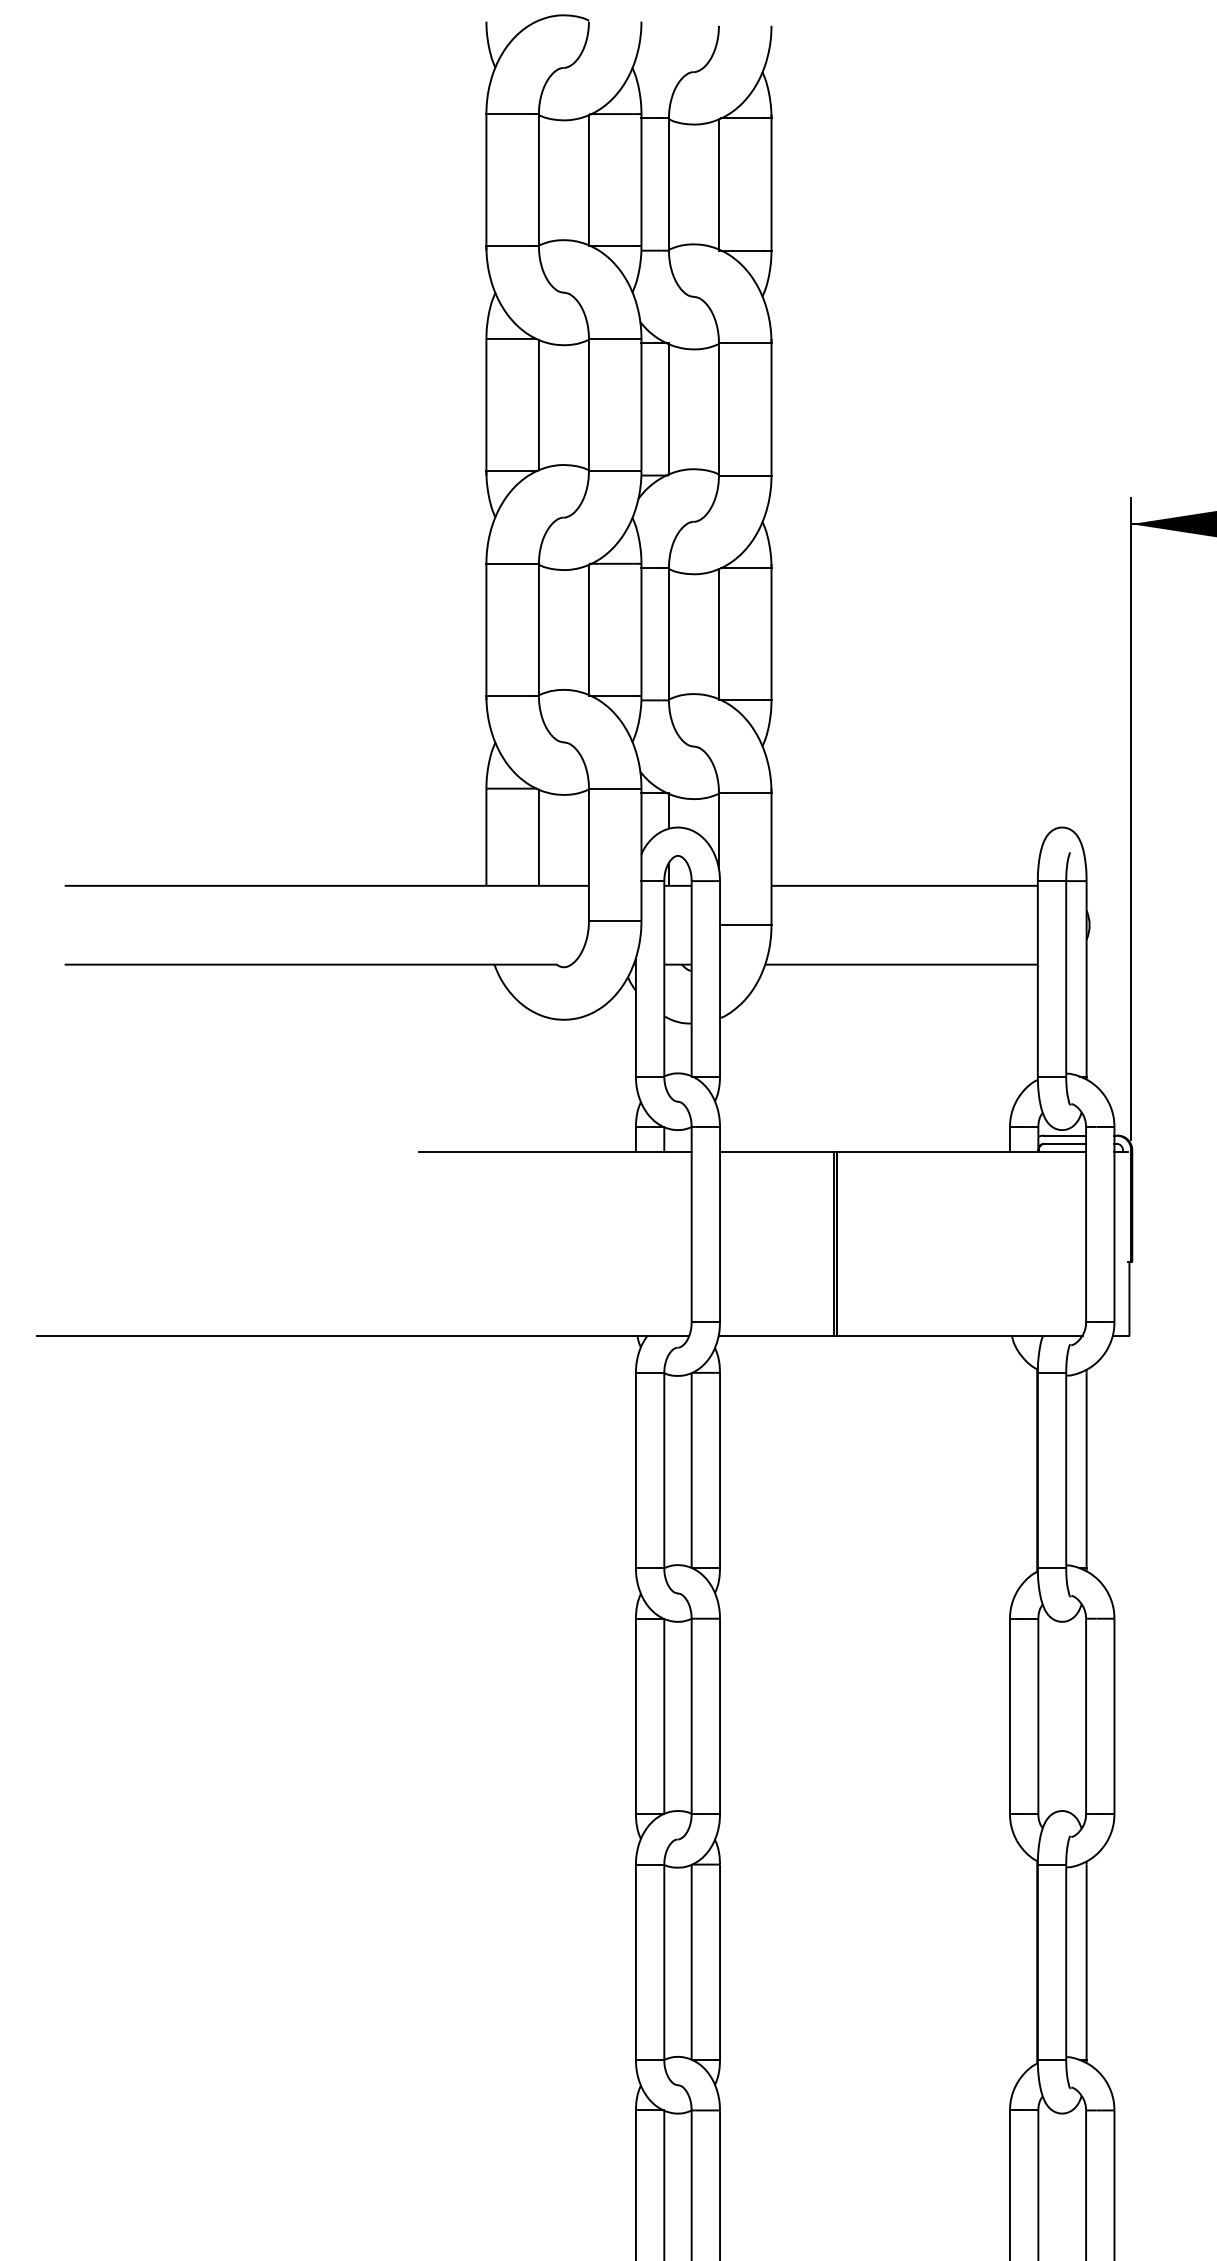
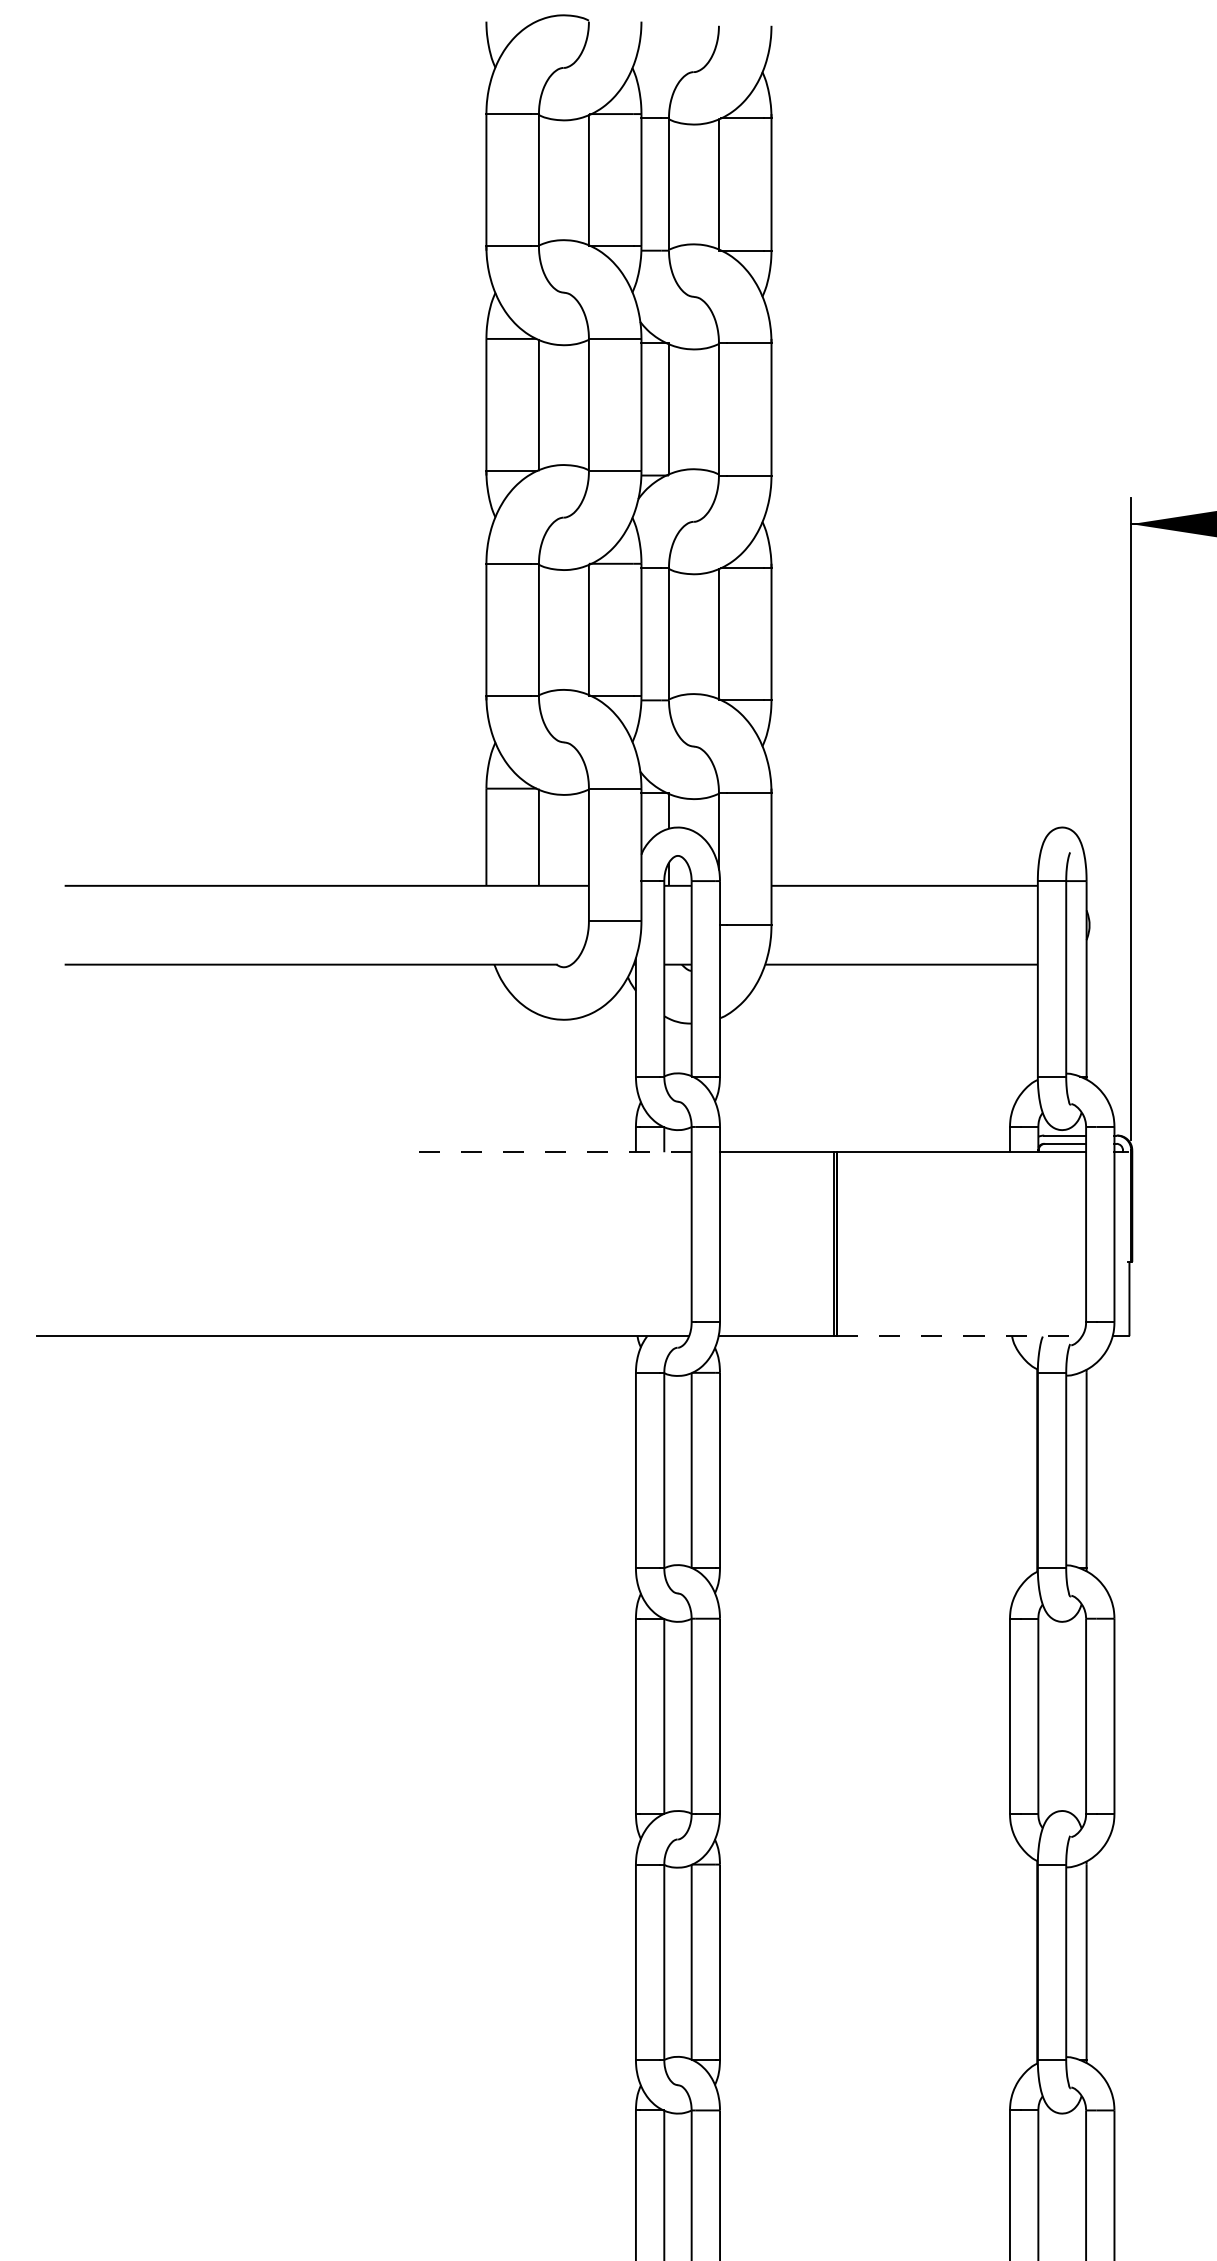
line: solid -> dashed (555, 1152)
line: solid -> dashed (960, 1336)
